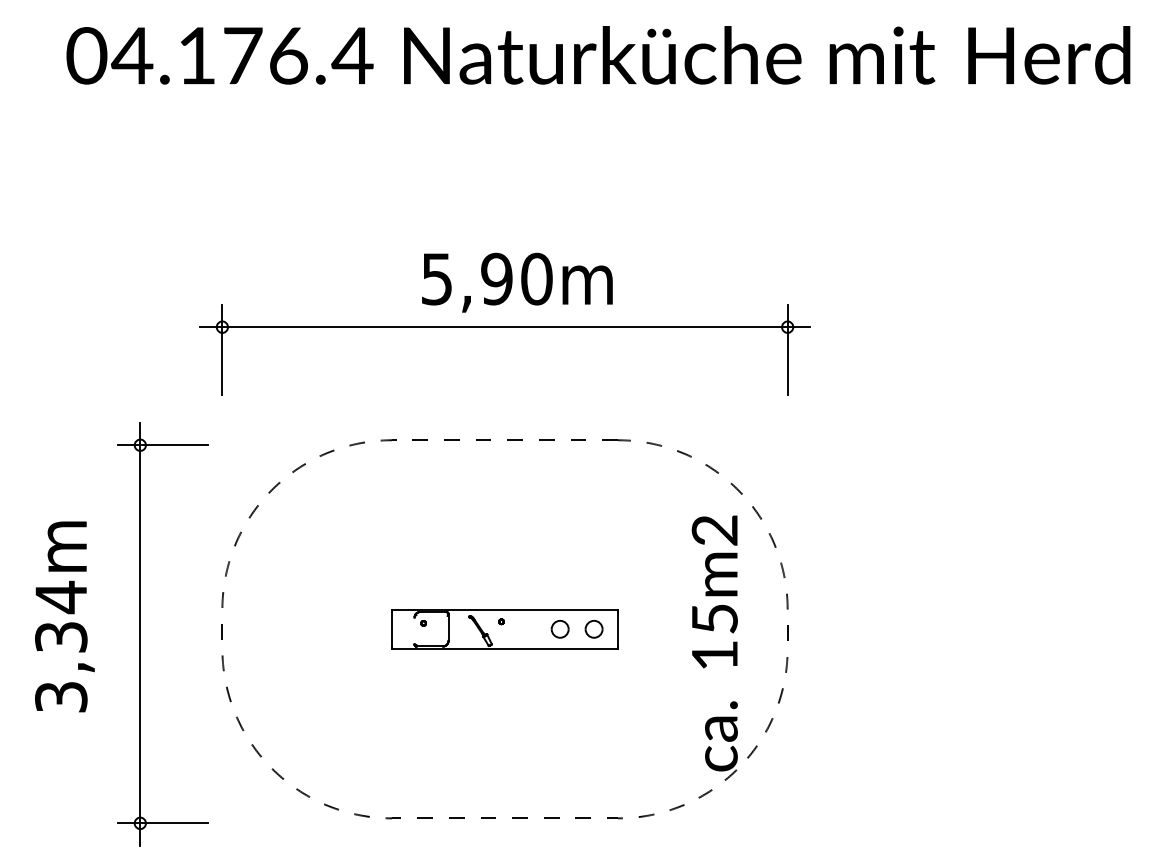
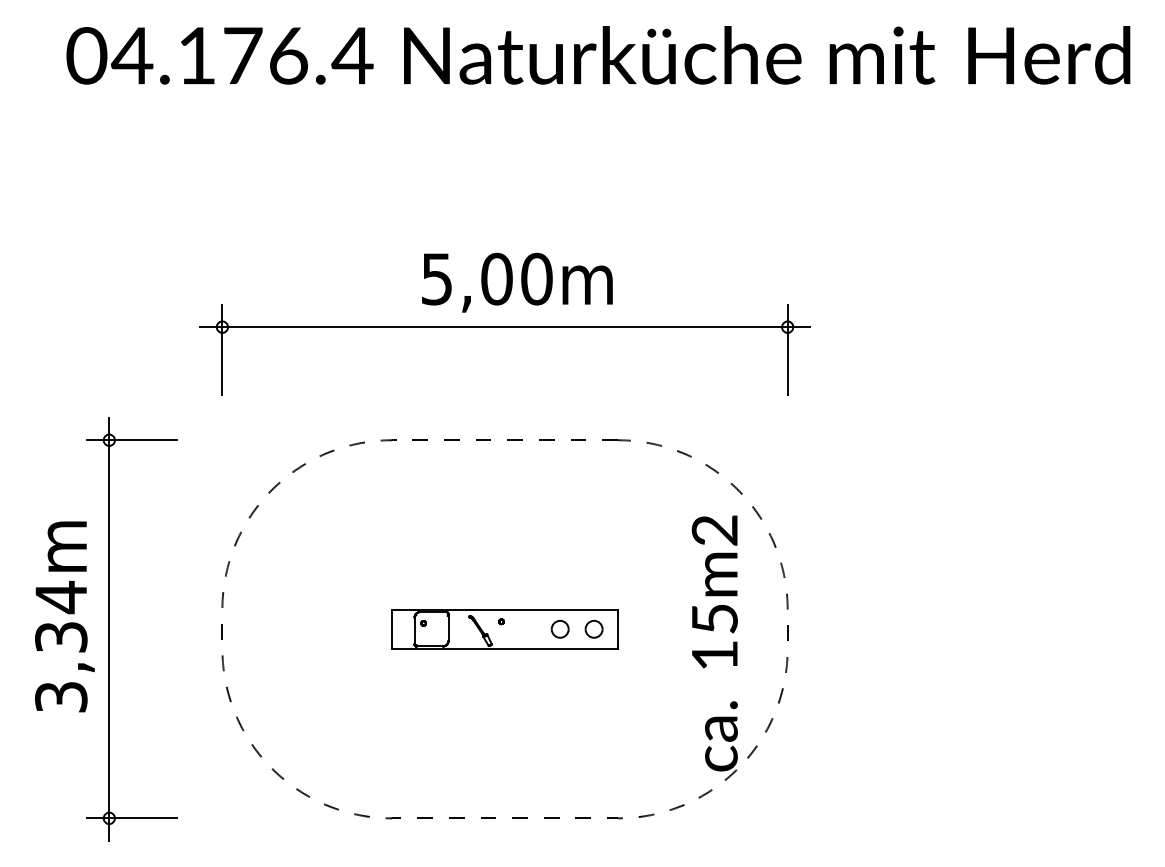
text: 5,90m -> 5,00m (496, 279)
line: none -> present (414, 630)
part position: (140, 634) -> (109, 629) (109, 629)
